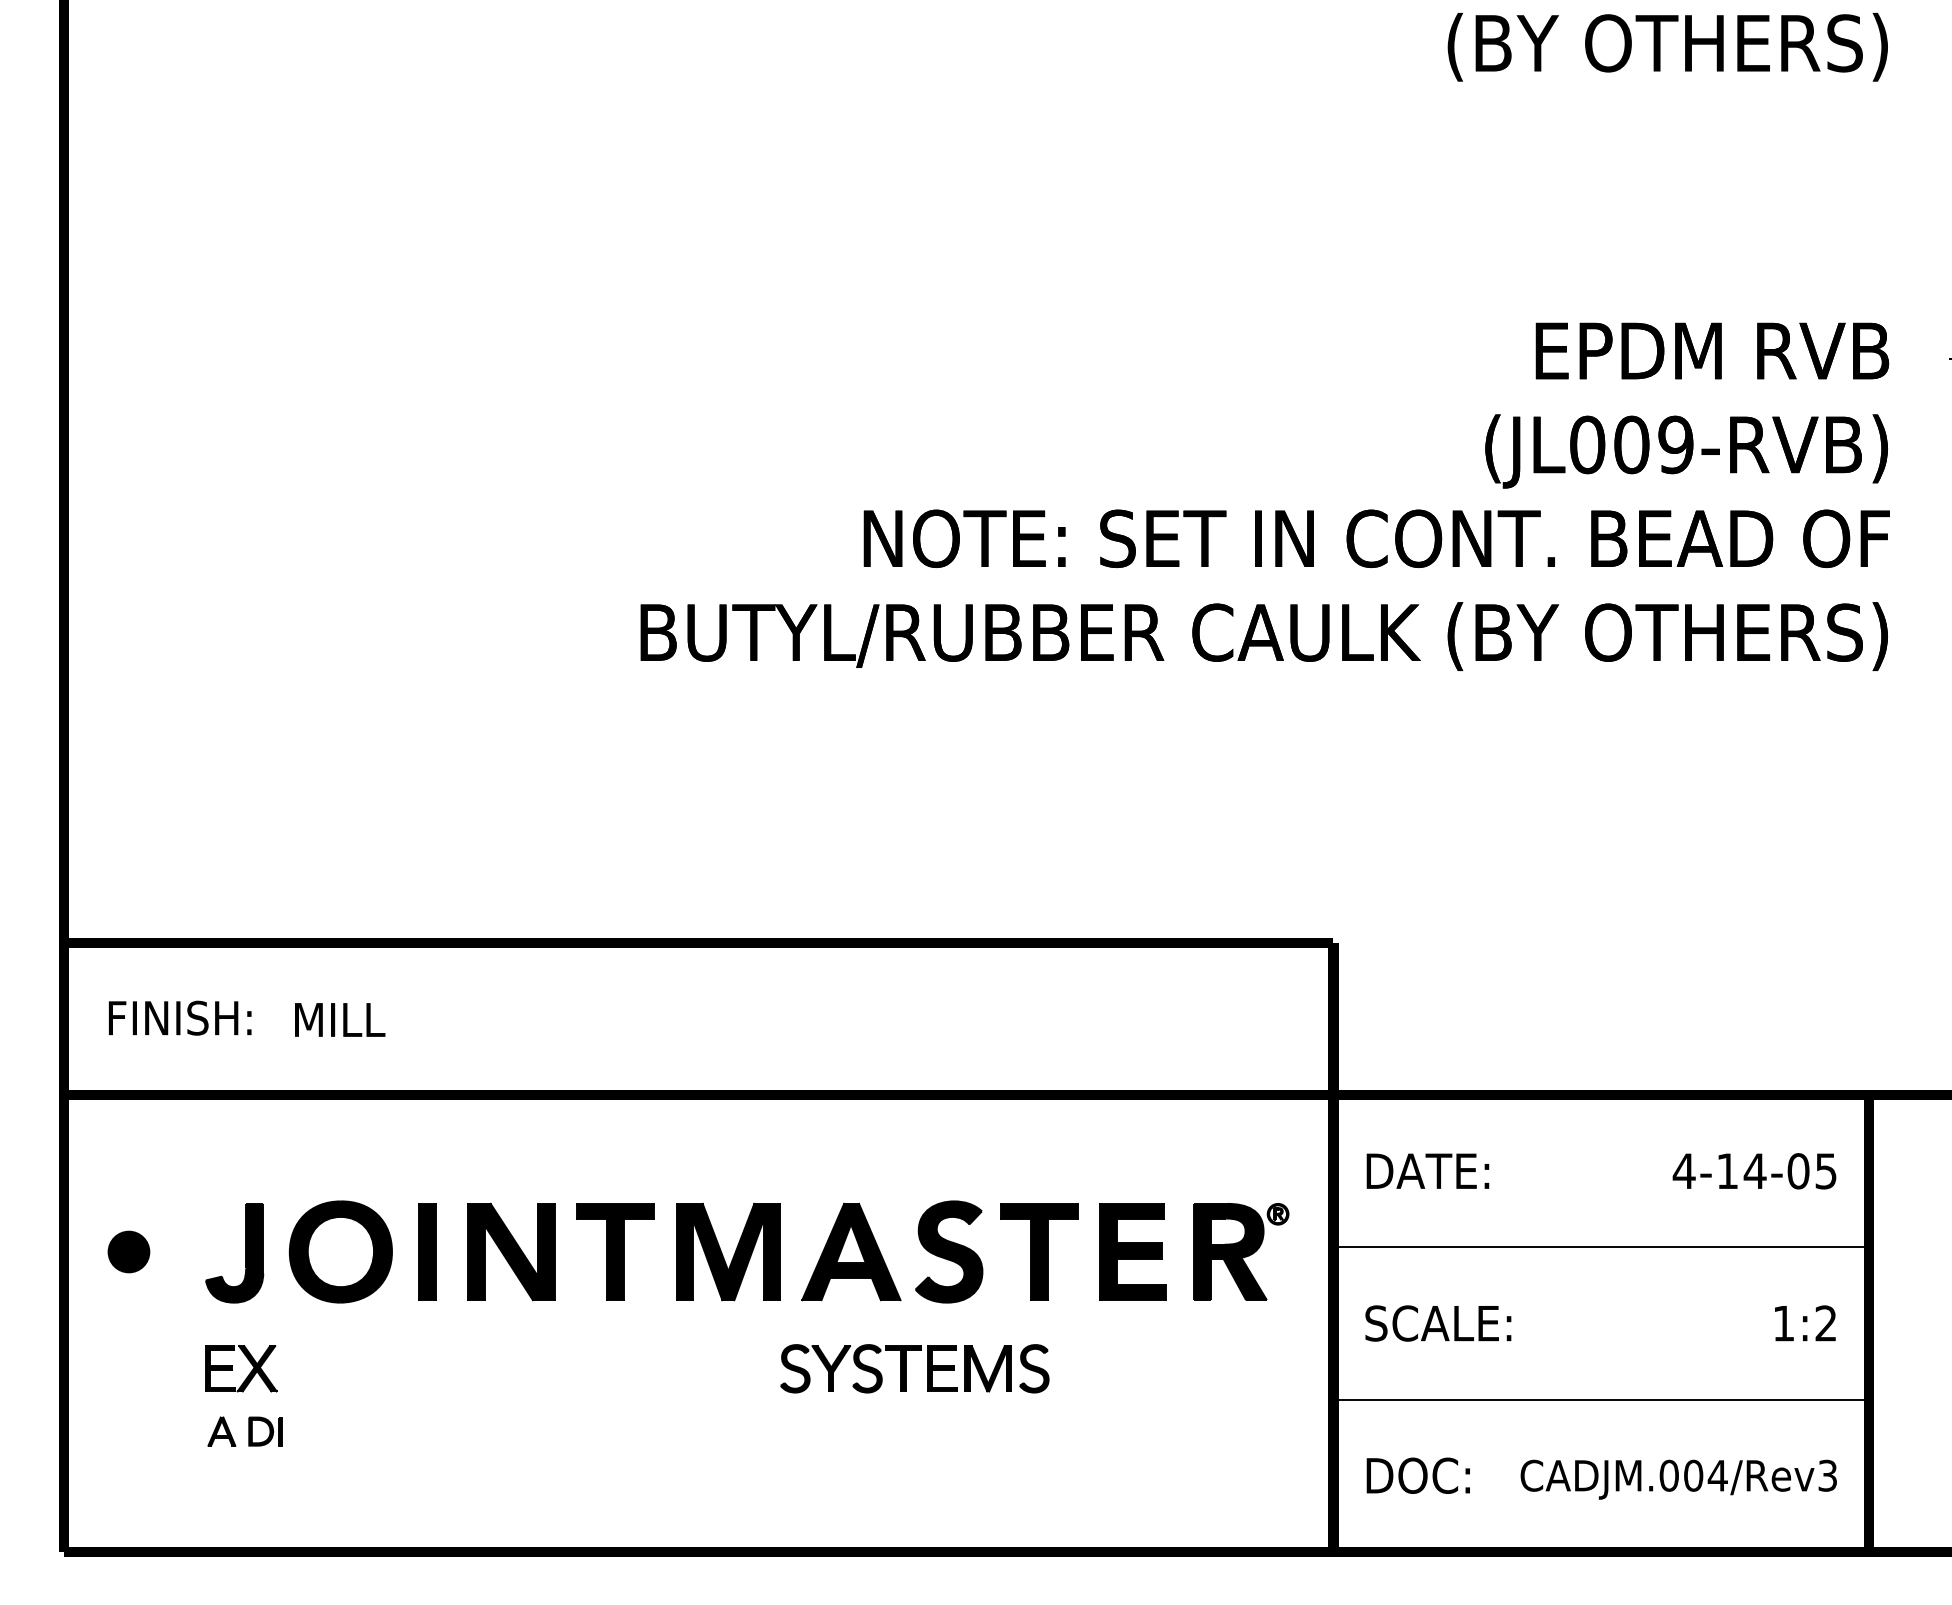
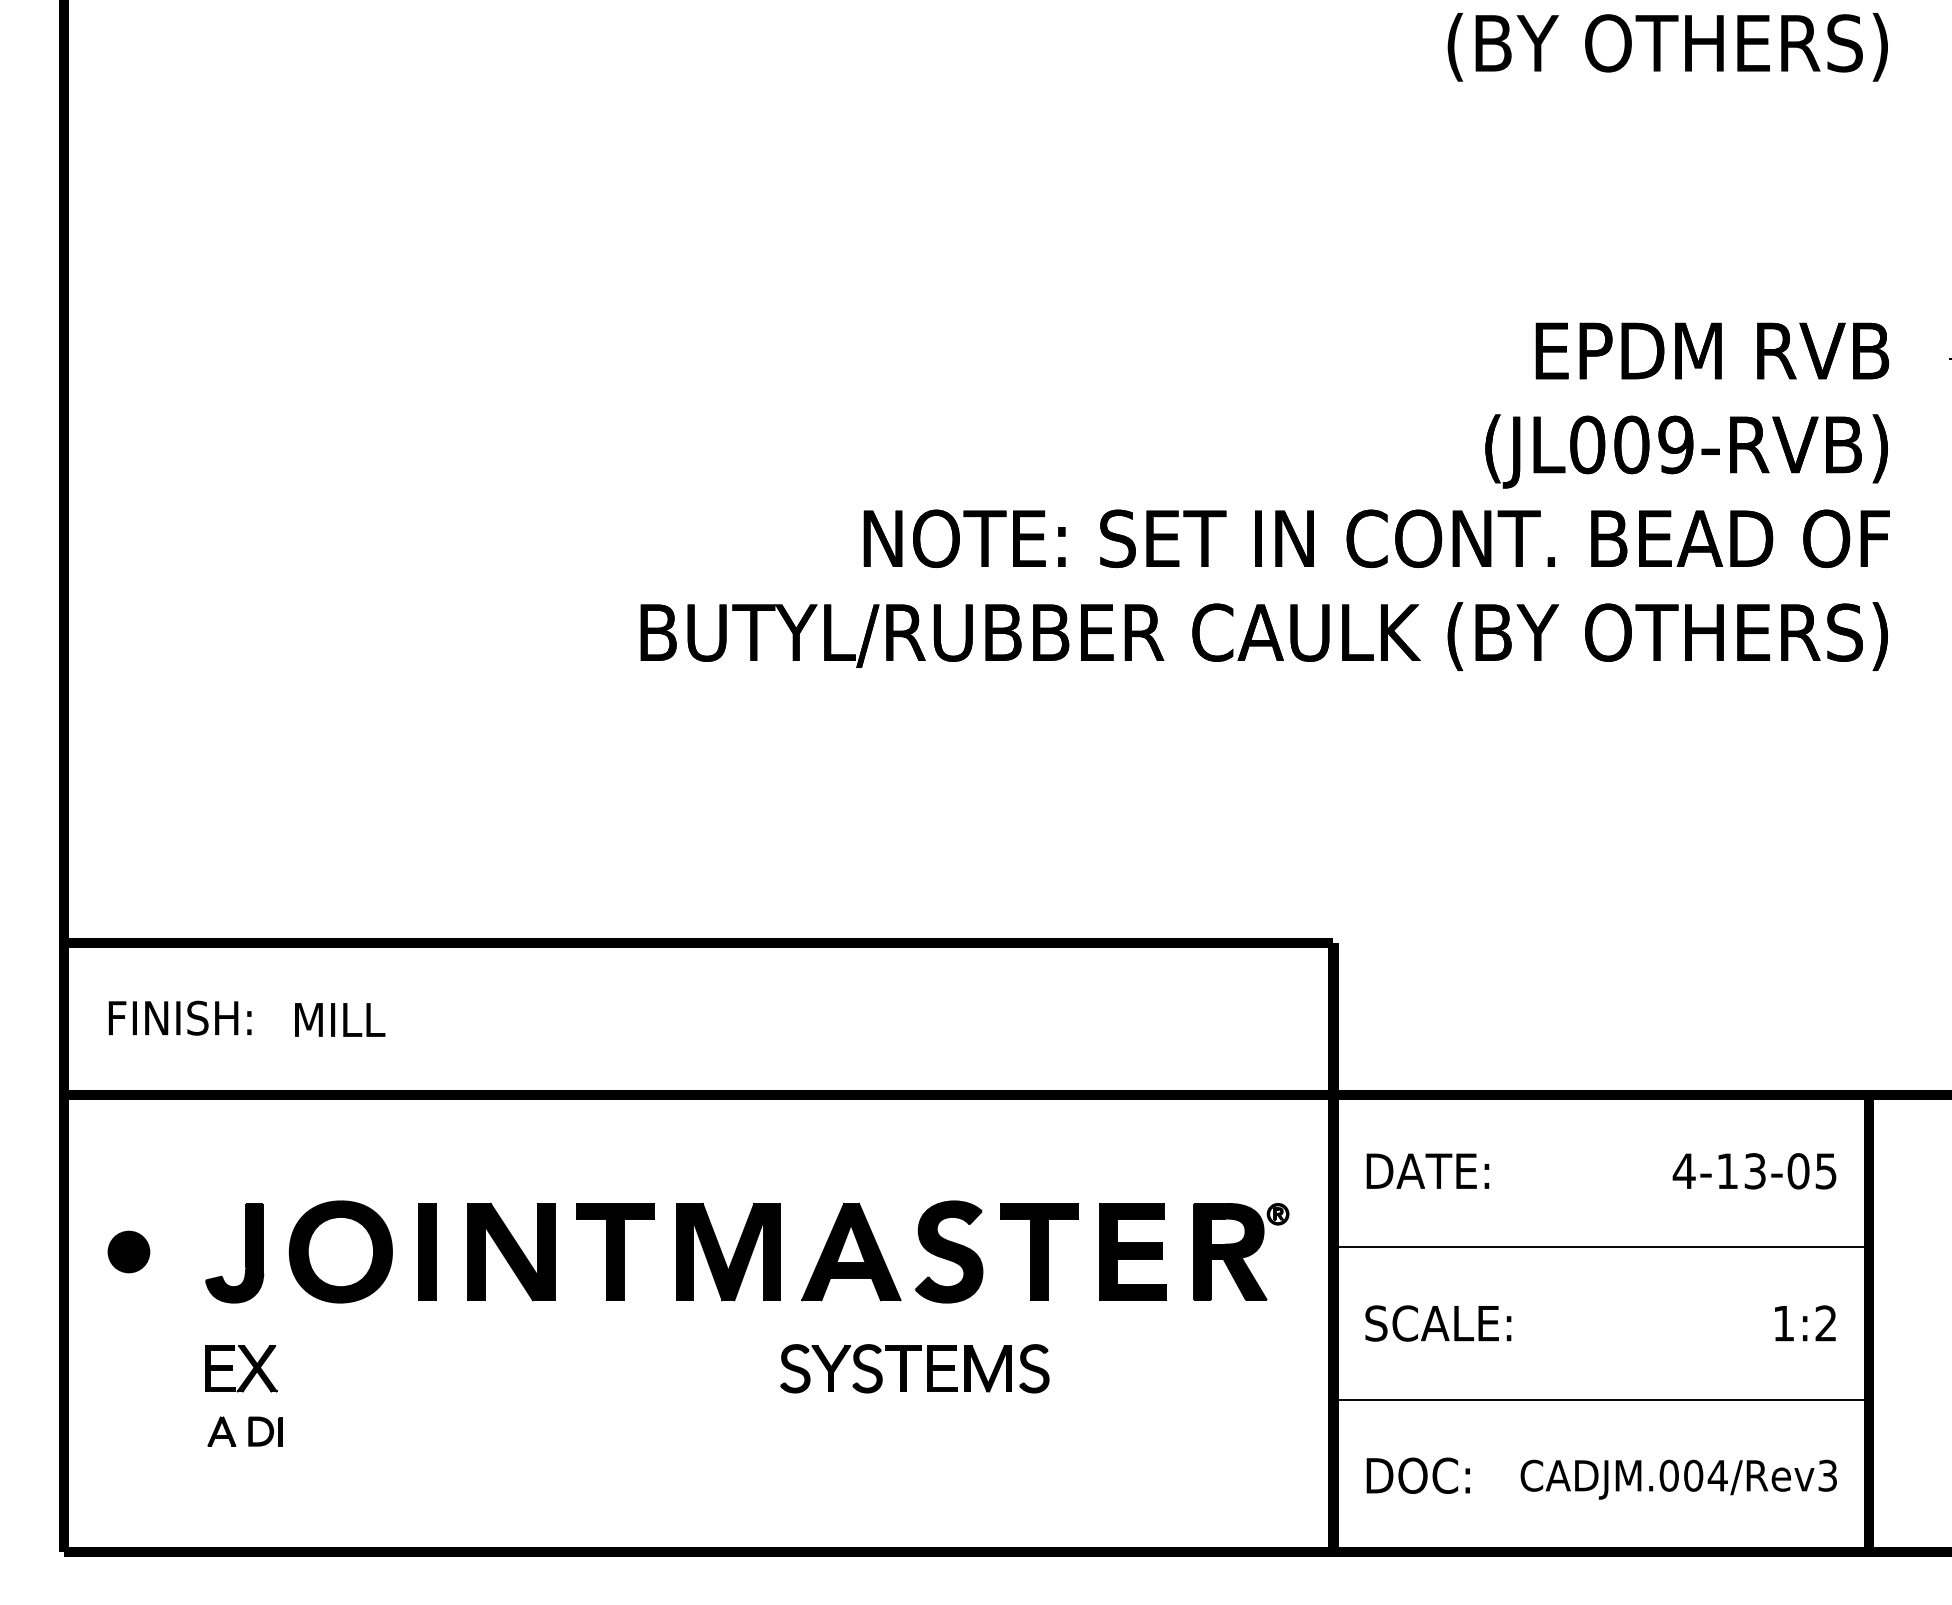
text: 4-14-05 -> 4-13-05 (1754, 1171)
